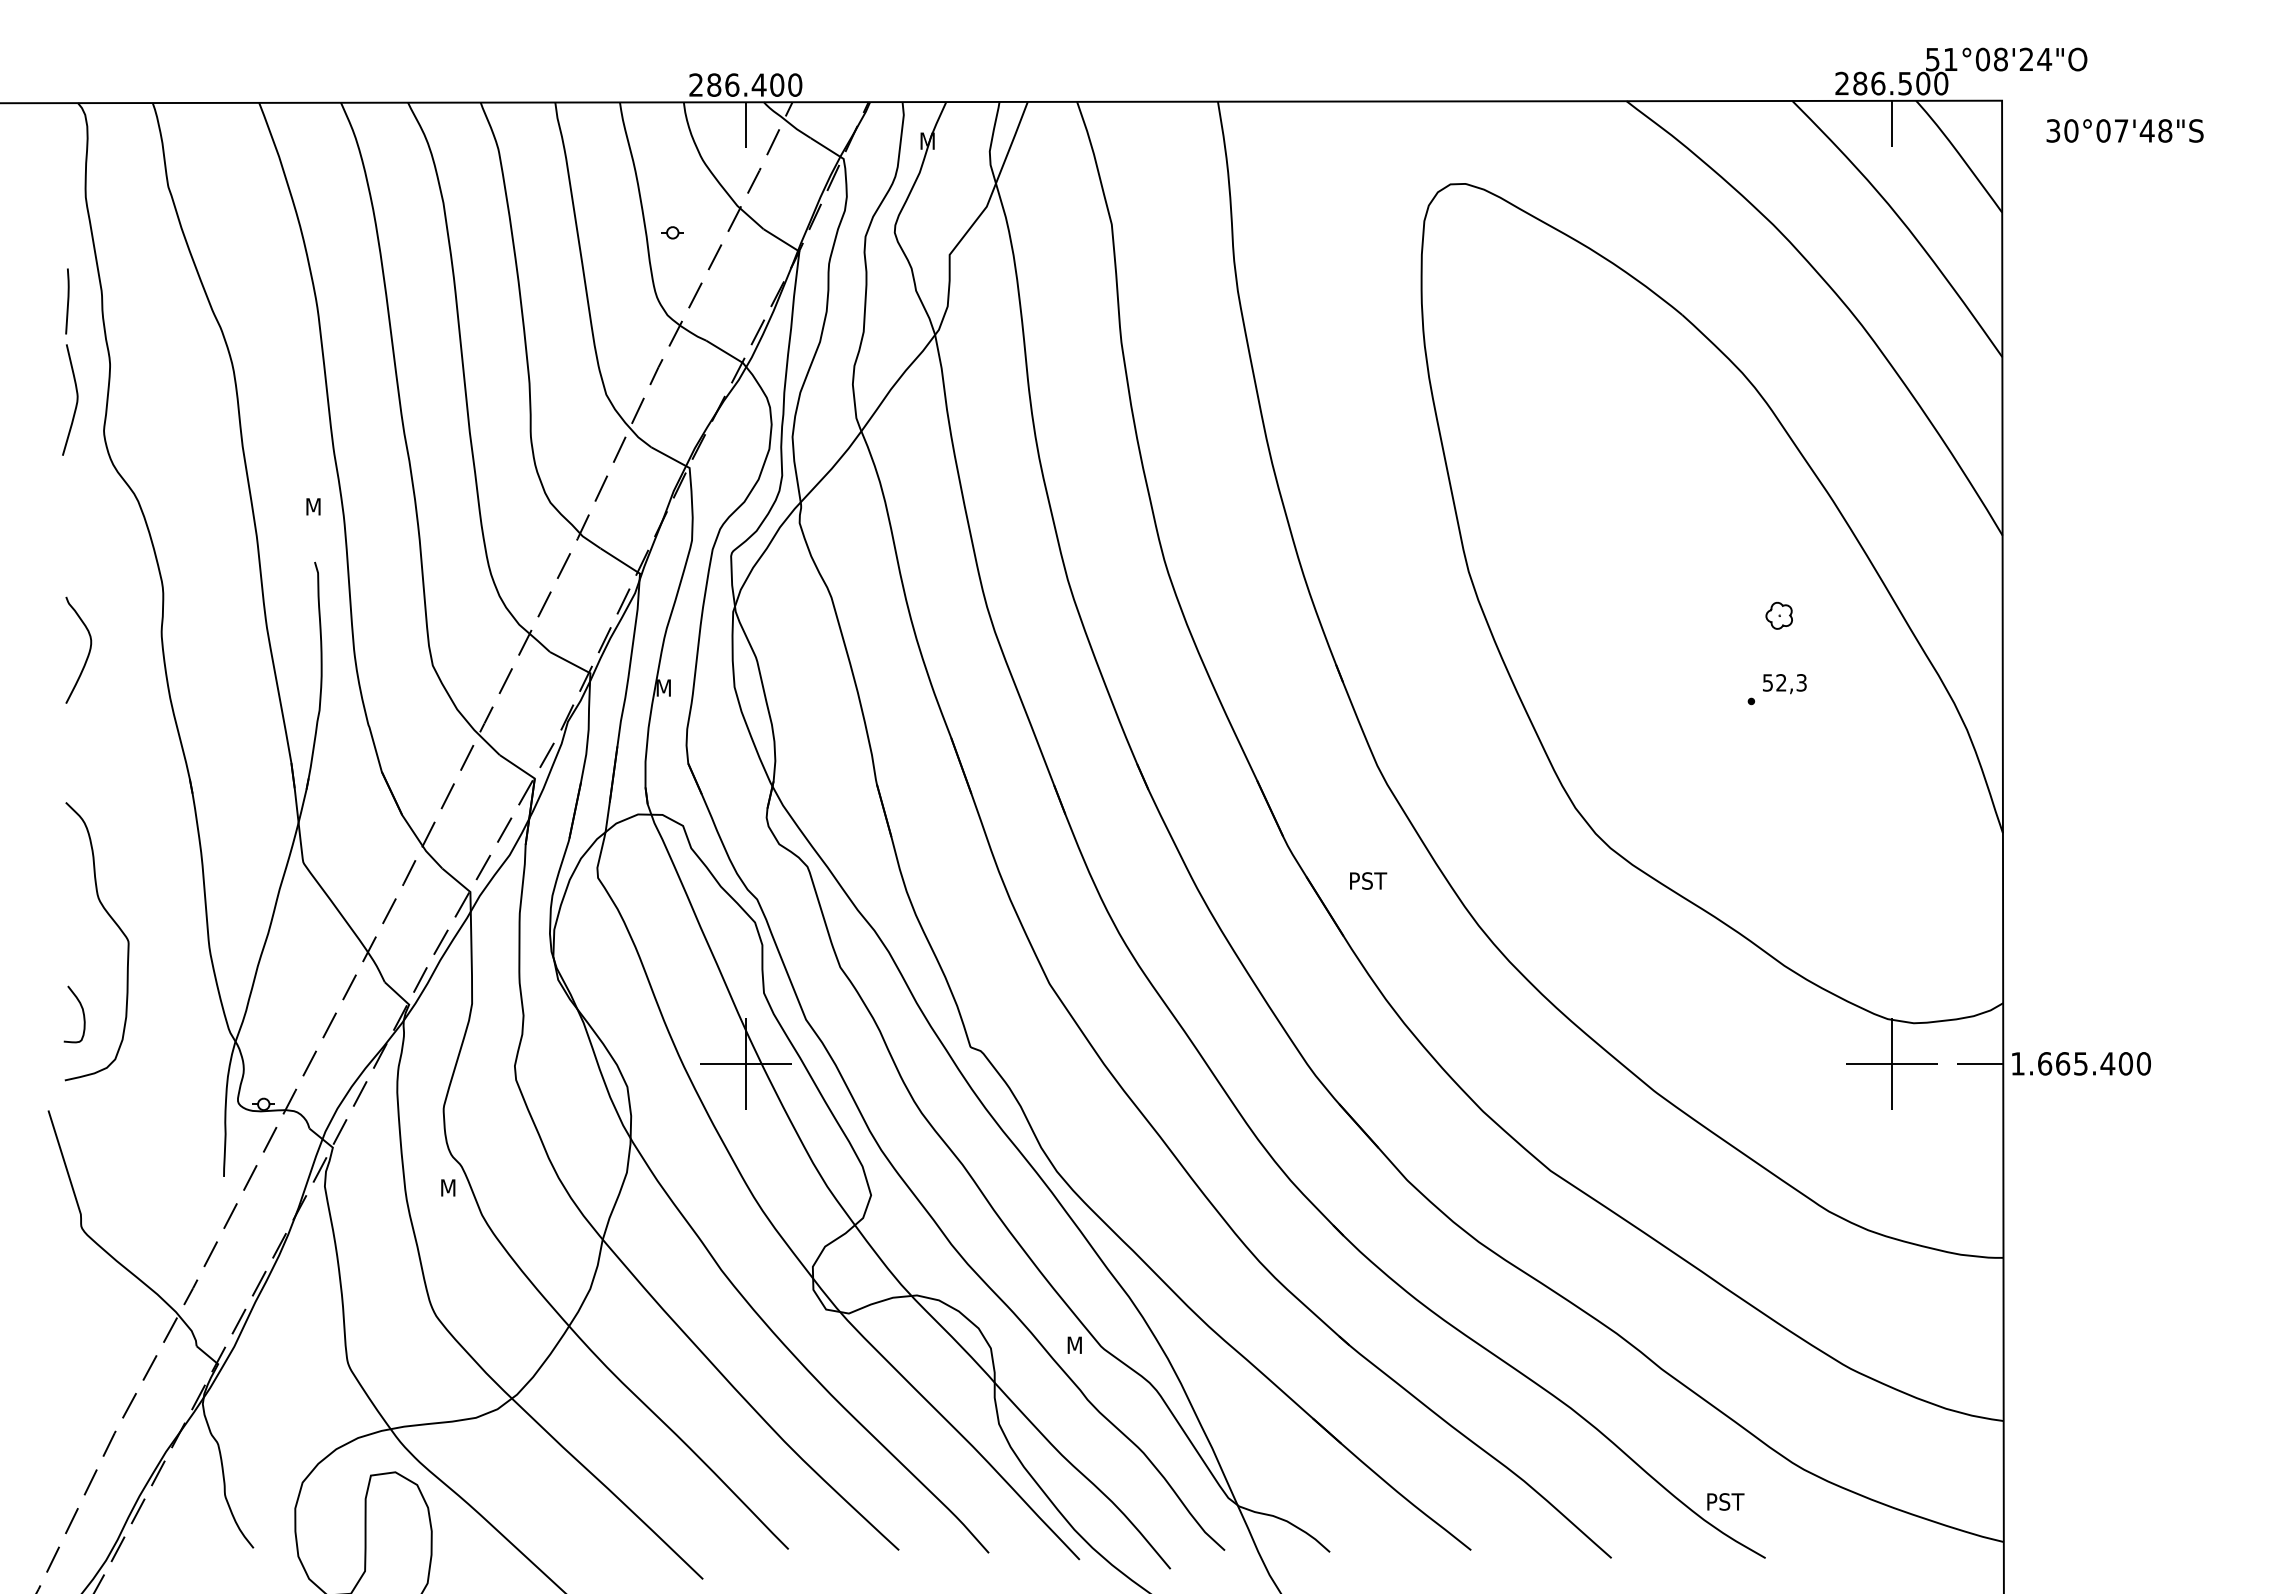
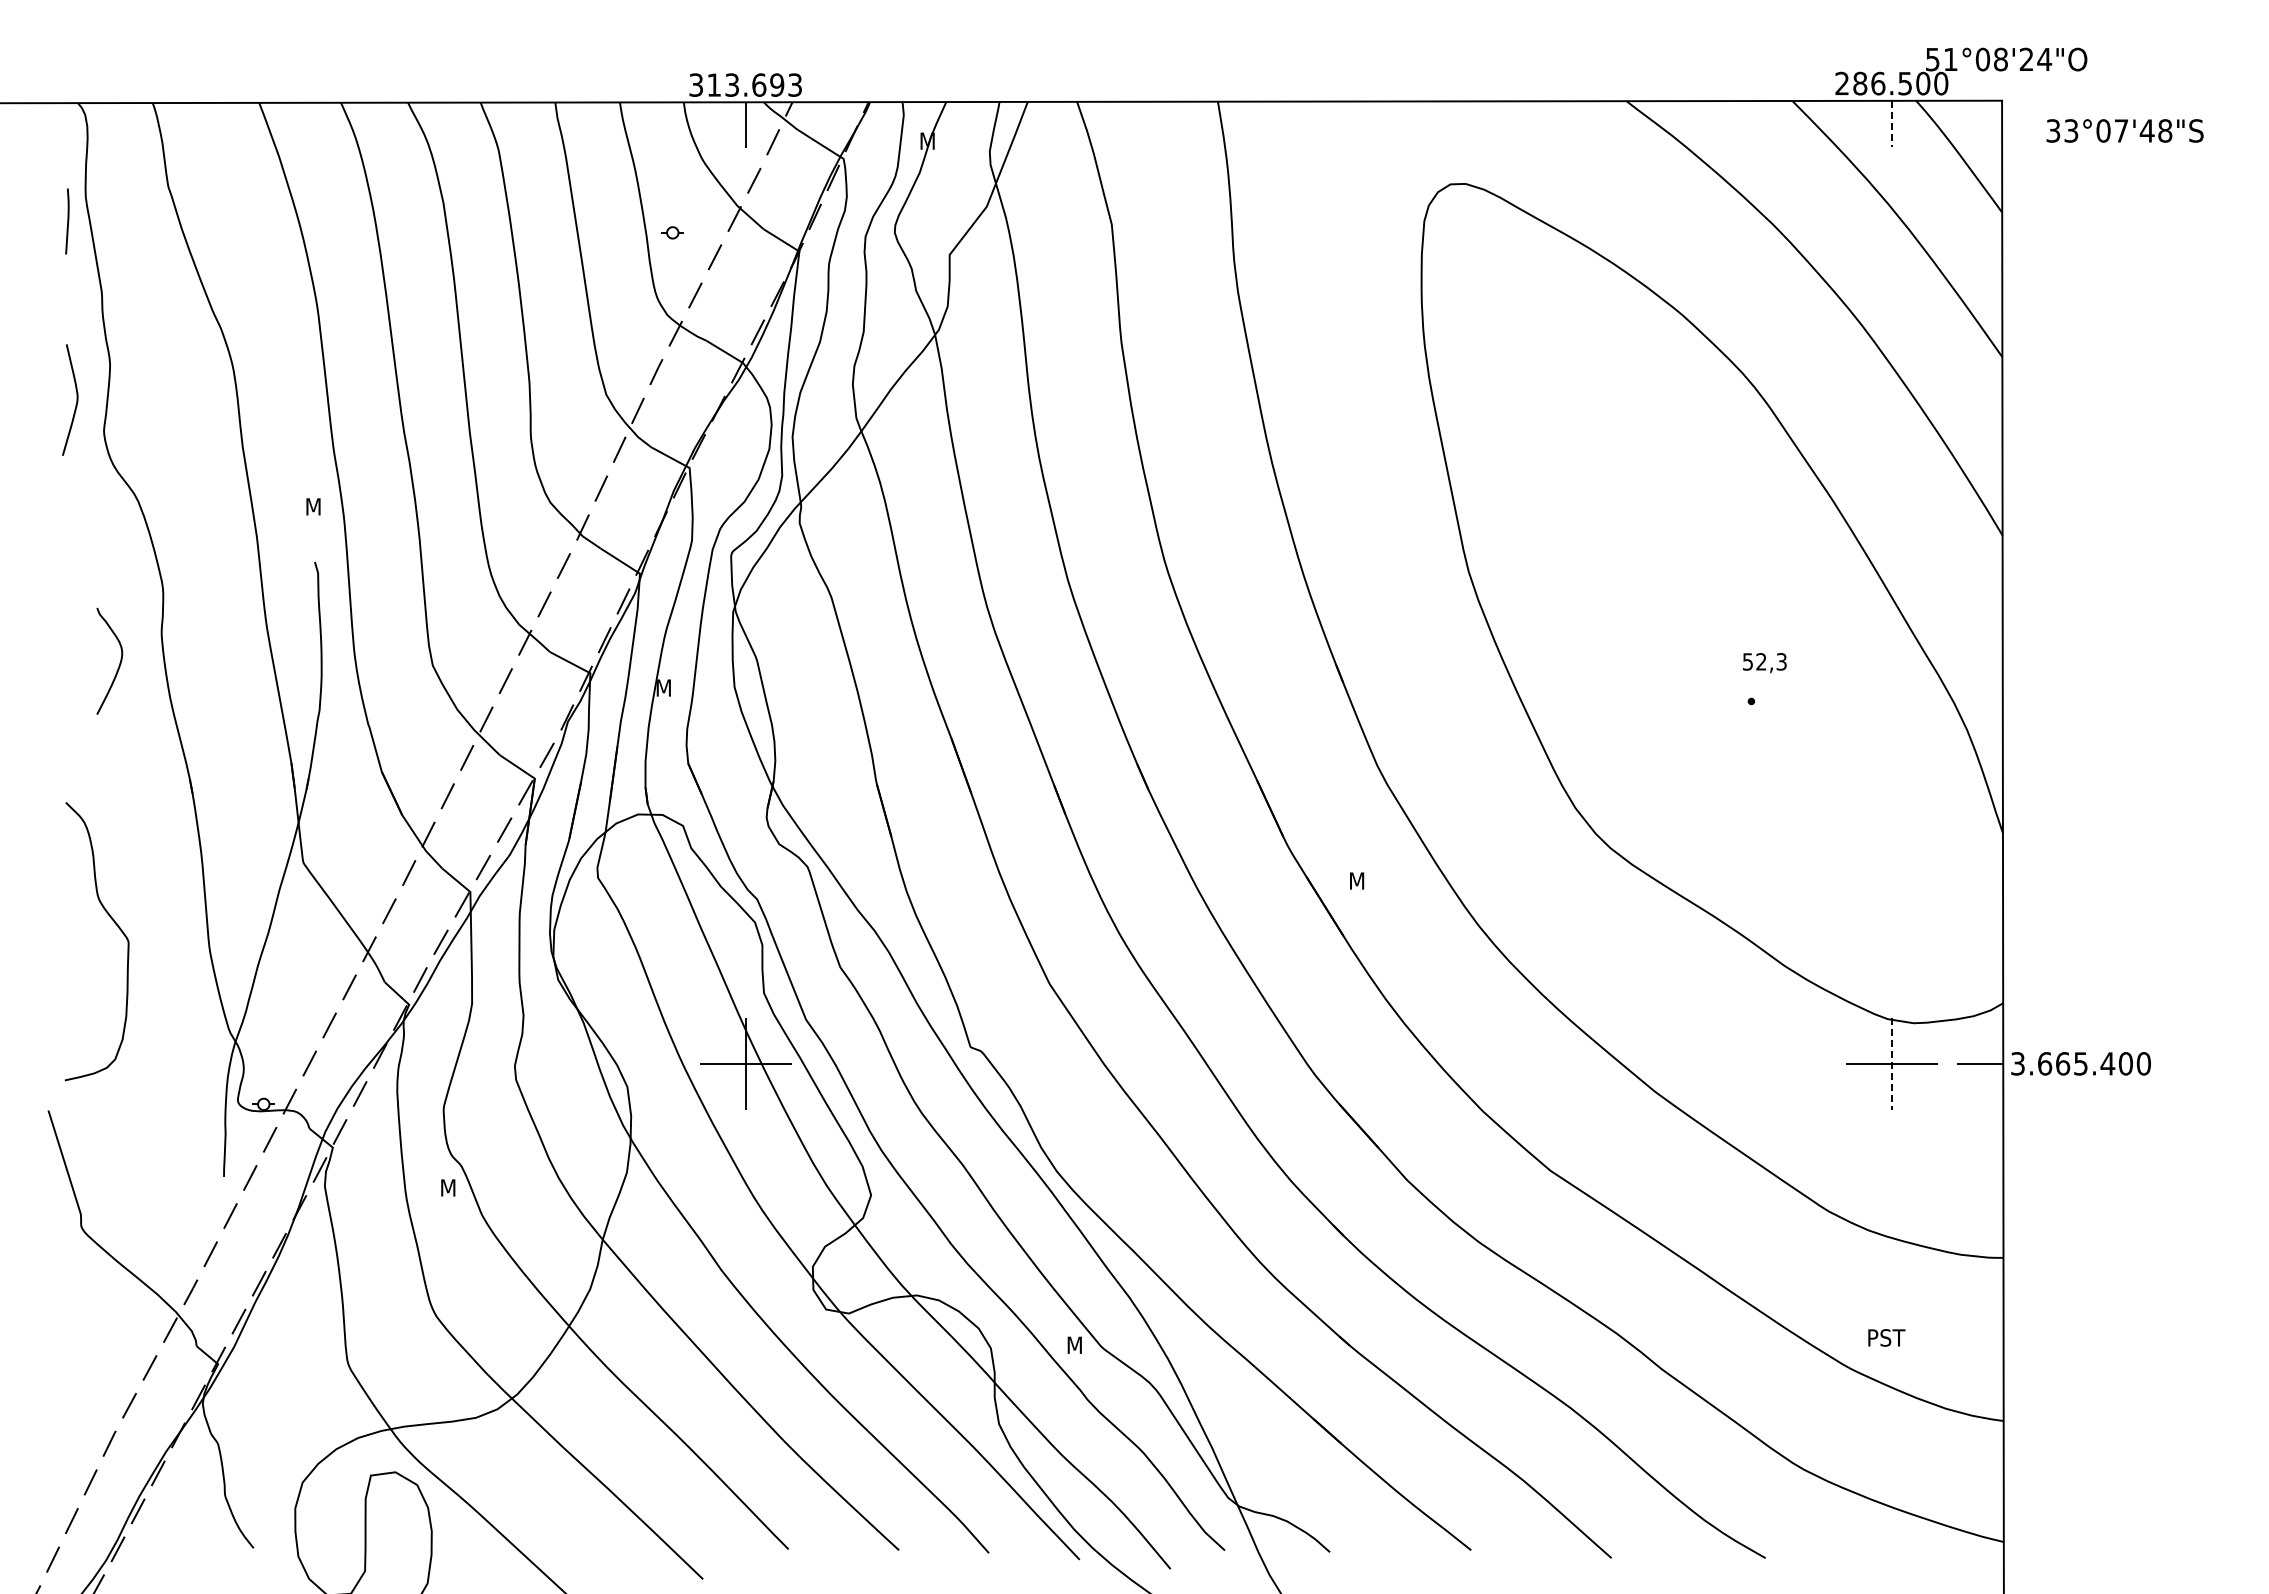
text: 286.400 -> 313.693 (745, 84)
line: solid -> dashed (1891, 123)
text: 30°07'48"S -> 33°07'48"S (2071, 130)
line position: (67, 301) -> (67, 221) (67, 221)
part: present -> none (1778, 615)
curve position: (88, 651) -> (119, 662) (119, 662)
text position: (1784, 684) -> (1764, 663) (1764, 663)
text: PST -> M (1369, 880)
curve: present -> none (82, 1013)
line: solid -> dashed (1891, 1063)
text: 1.665.400 -> 3.665.400 (2017, 1063)
text position: (1725, 1501) -> (1886, 1337) (1886, 1337)
